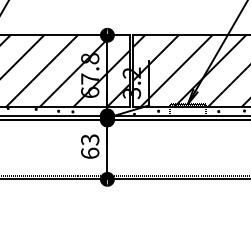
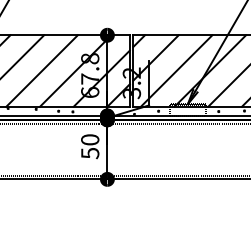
line: none -> present (124, 123)
text: 63 -> 50 (90, 146)
